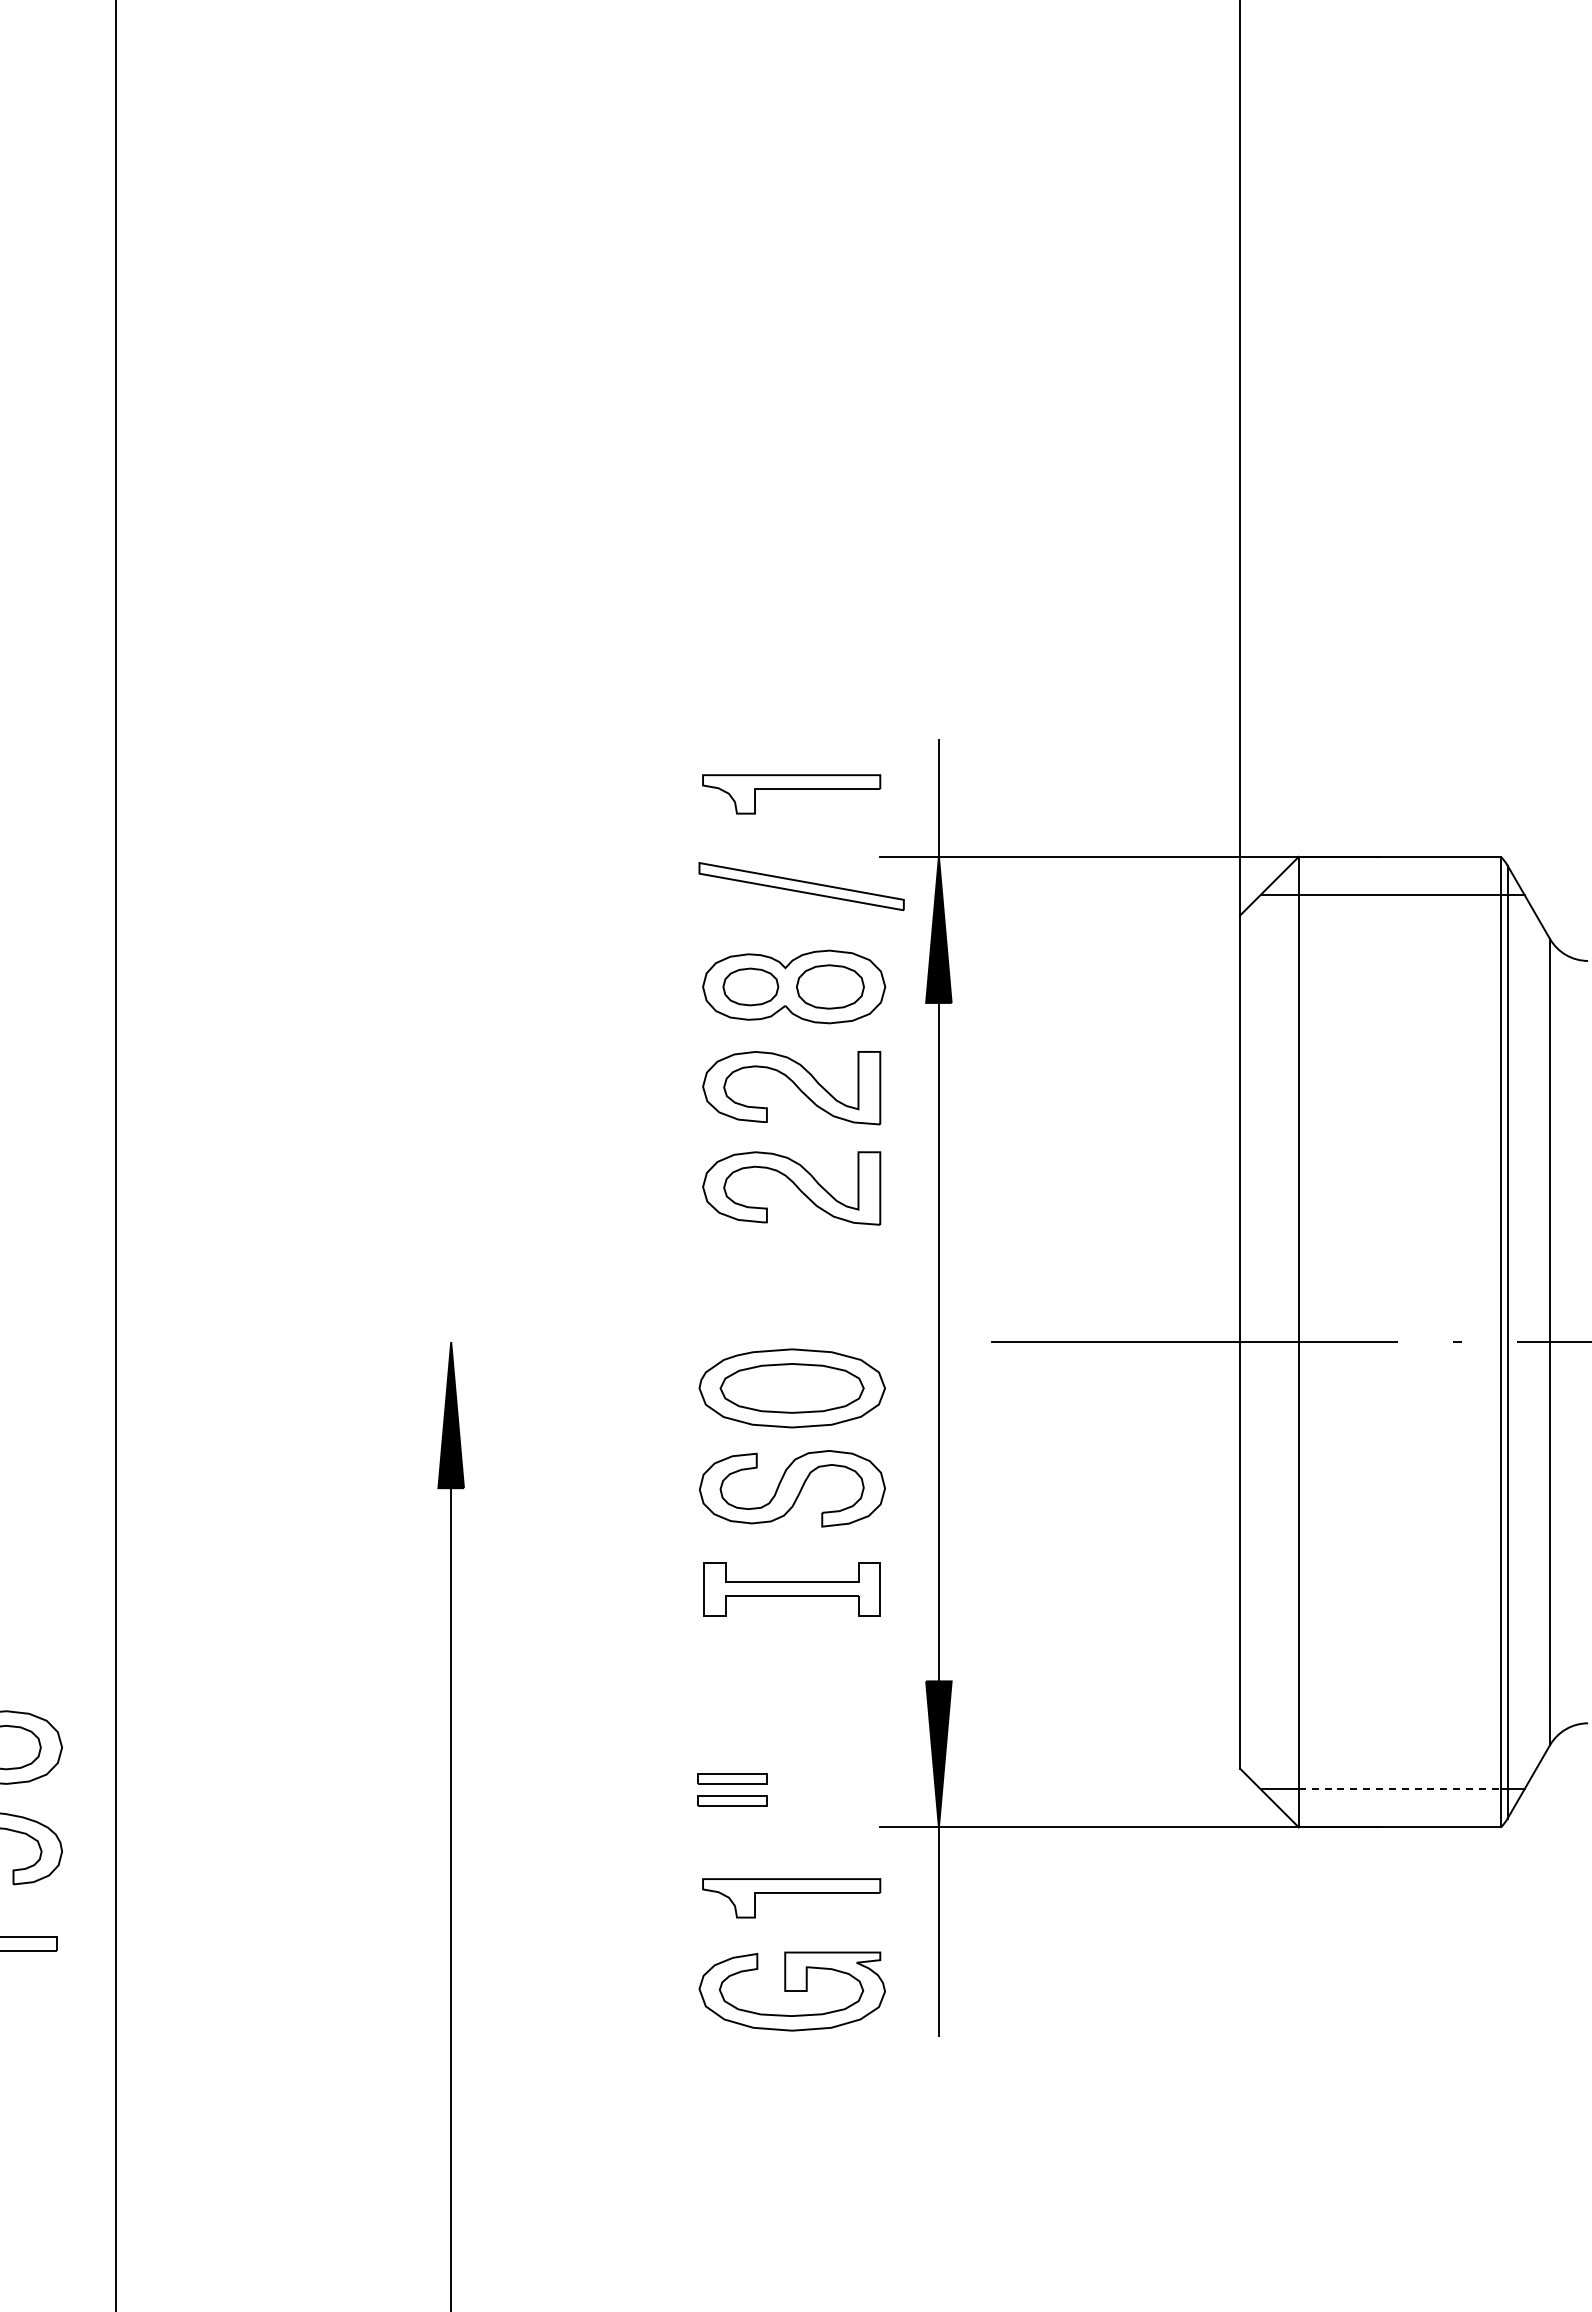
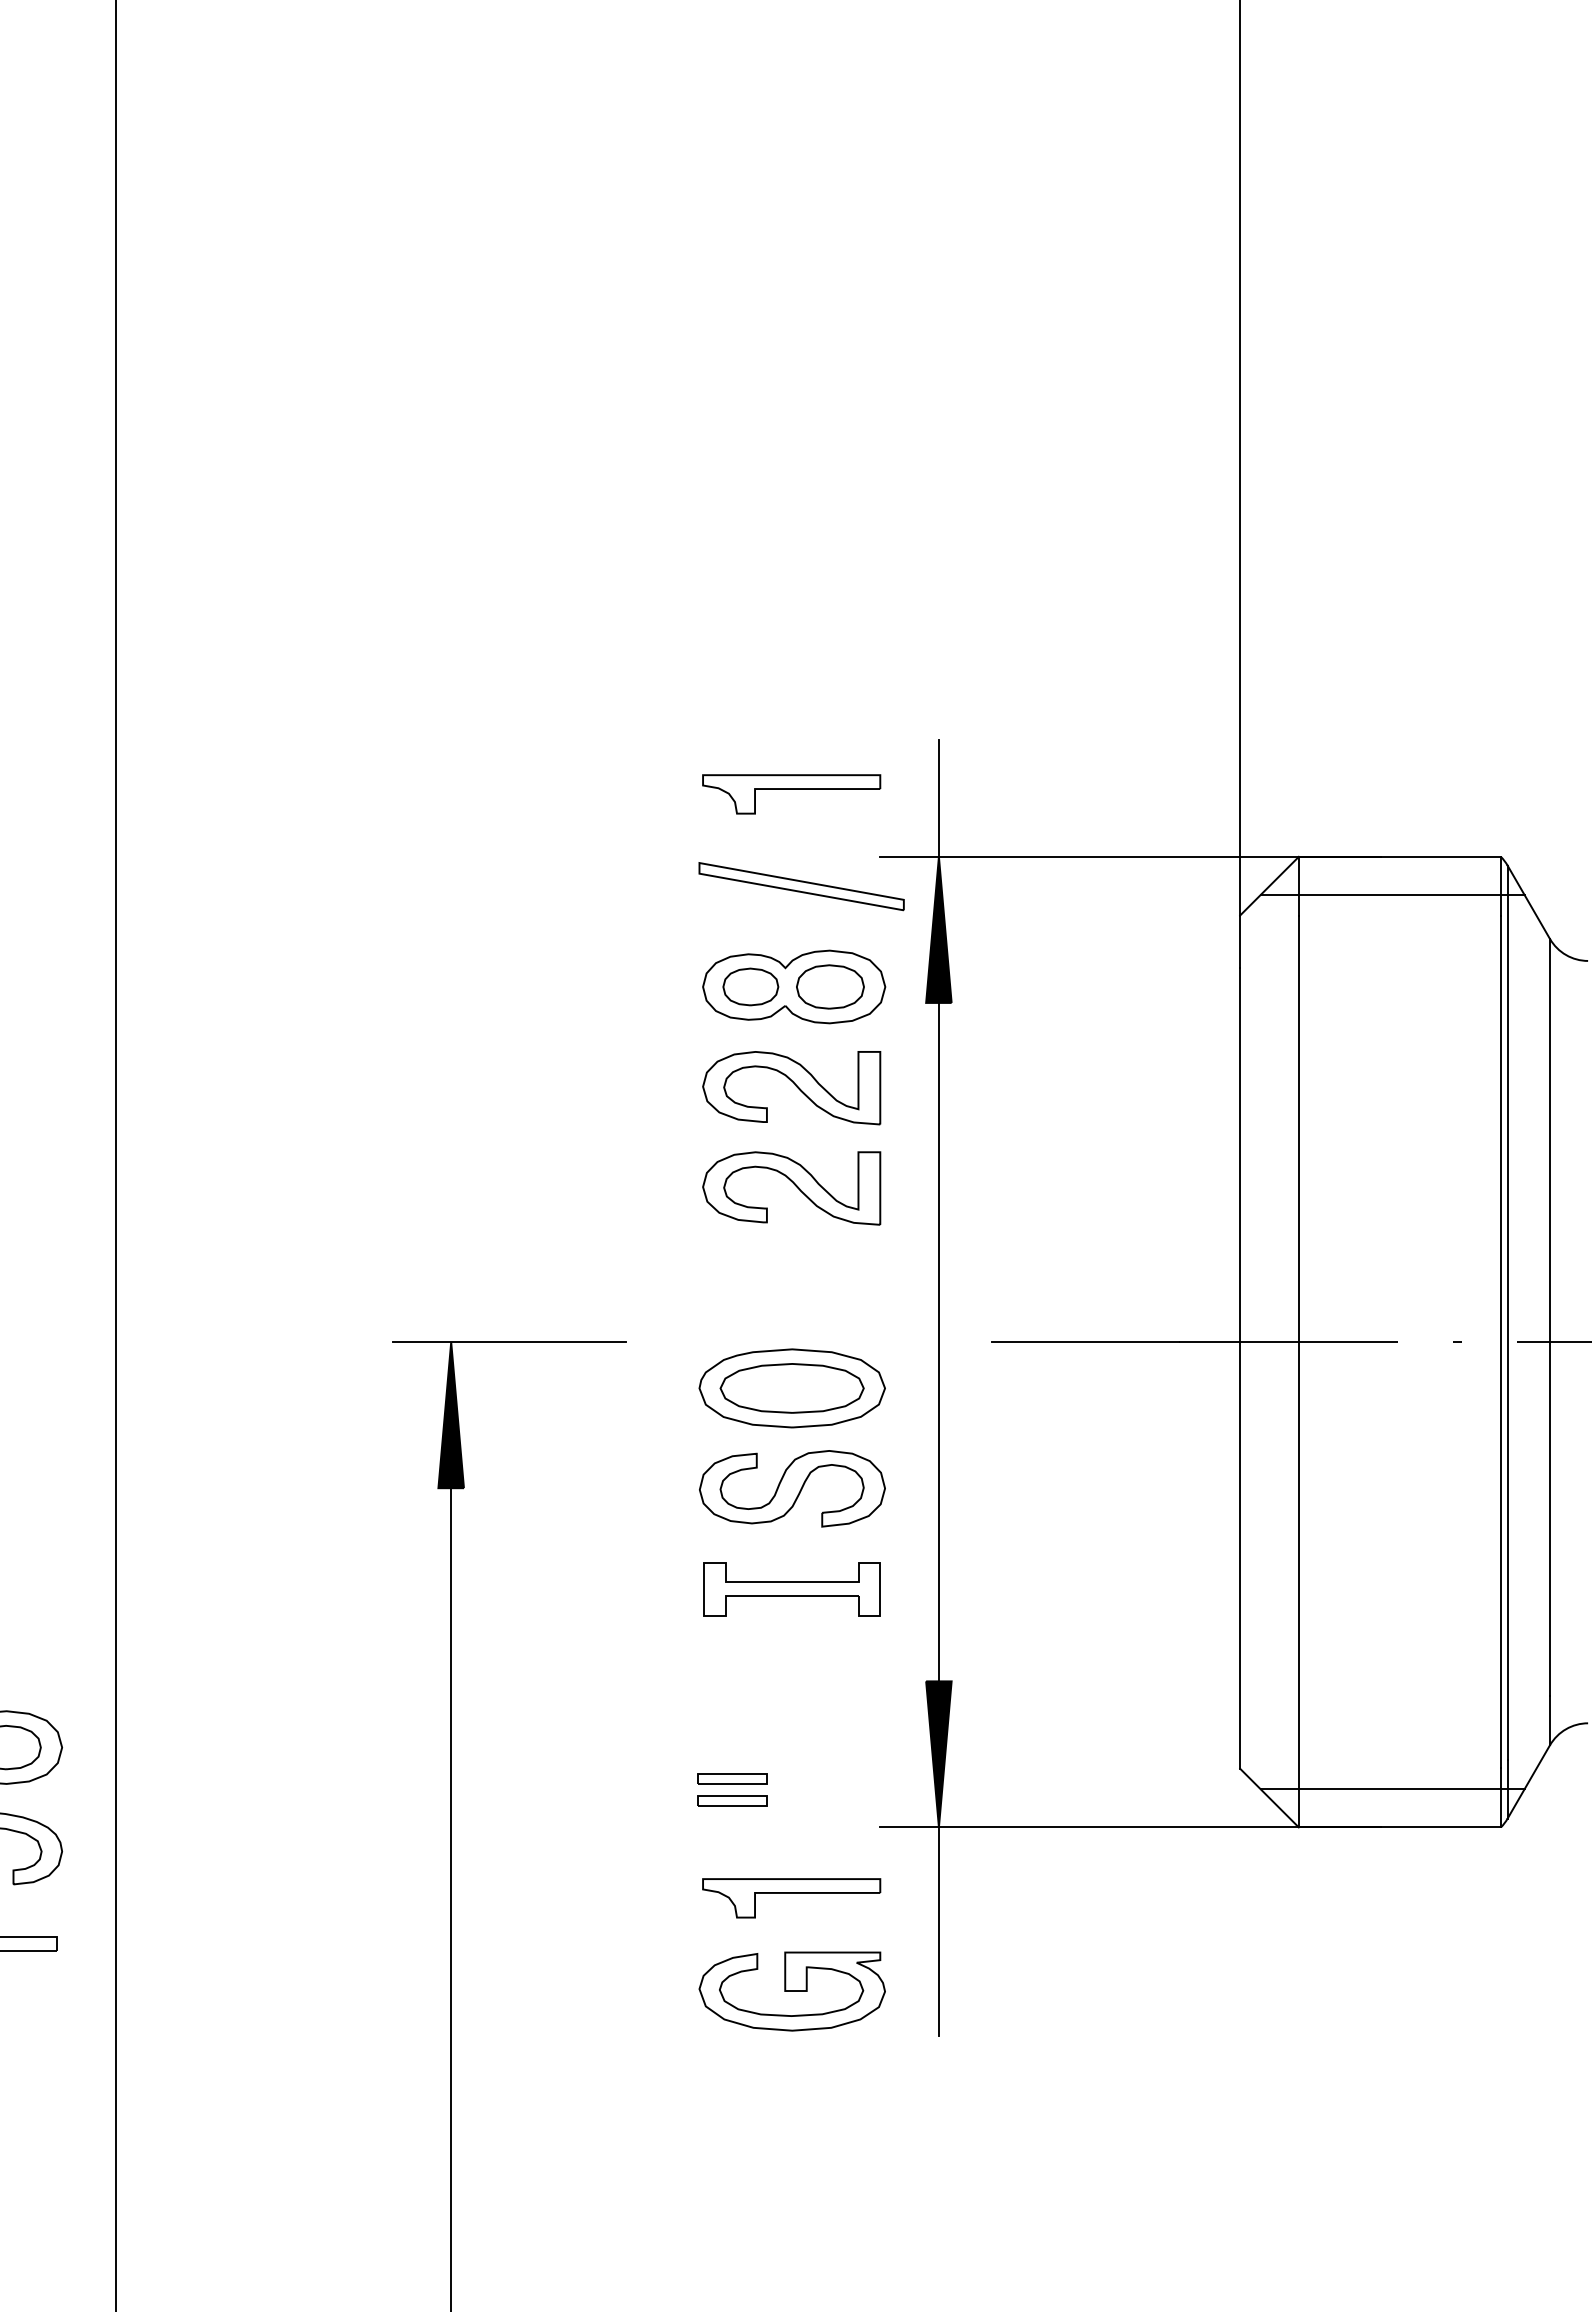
line: none -> present (509, 1342)
line: dashed -> solid (1400, 1789)
